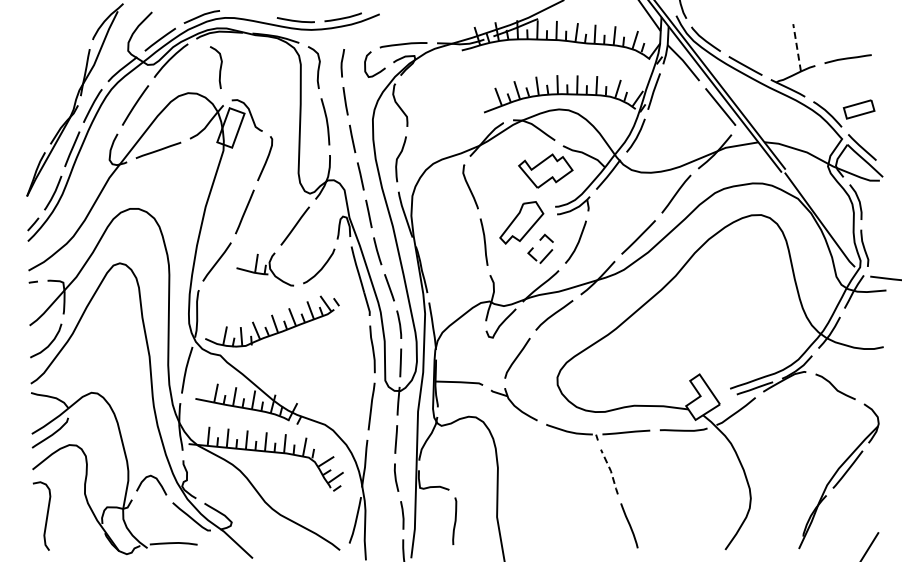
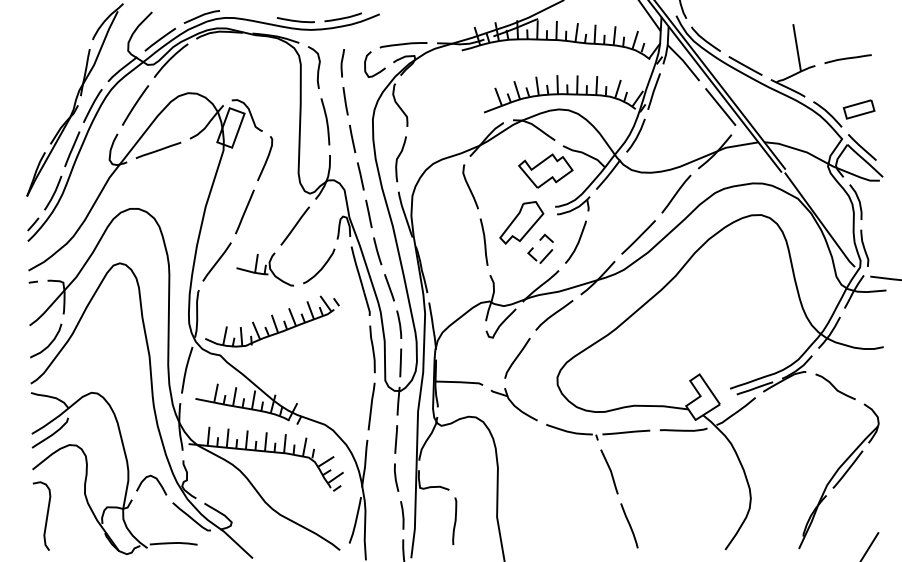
line: dashed -> solid (797, 47)
curve: present -> none (219, 68)
line: dashed -> solid (610, 471)
